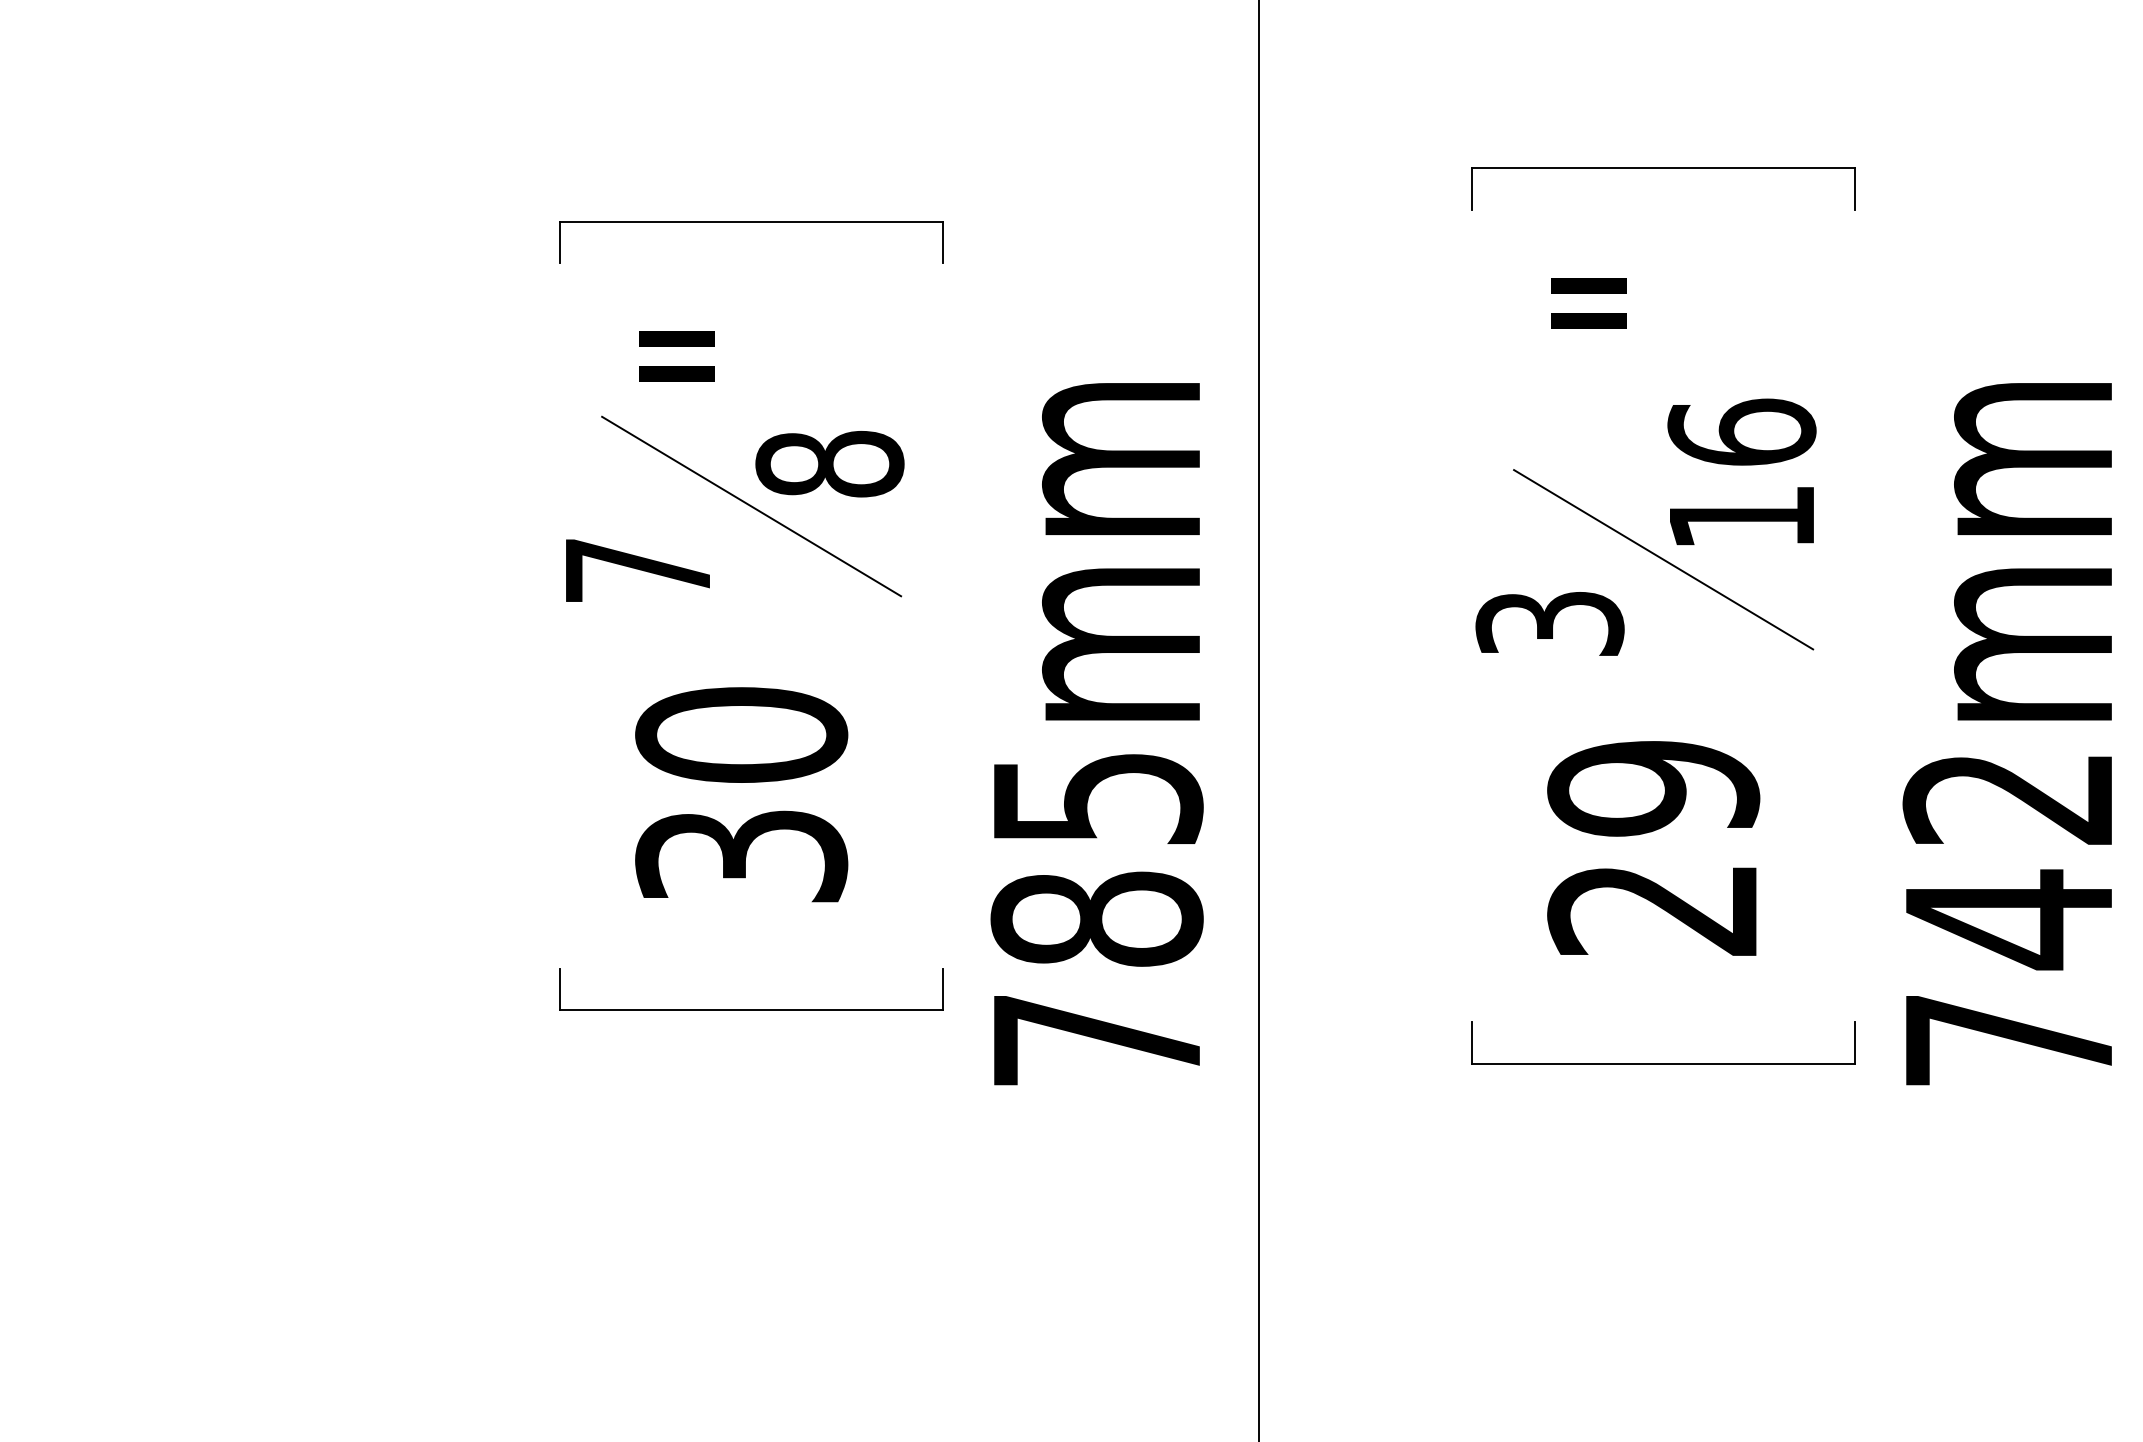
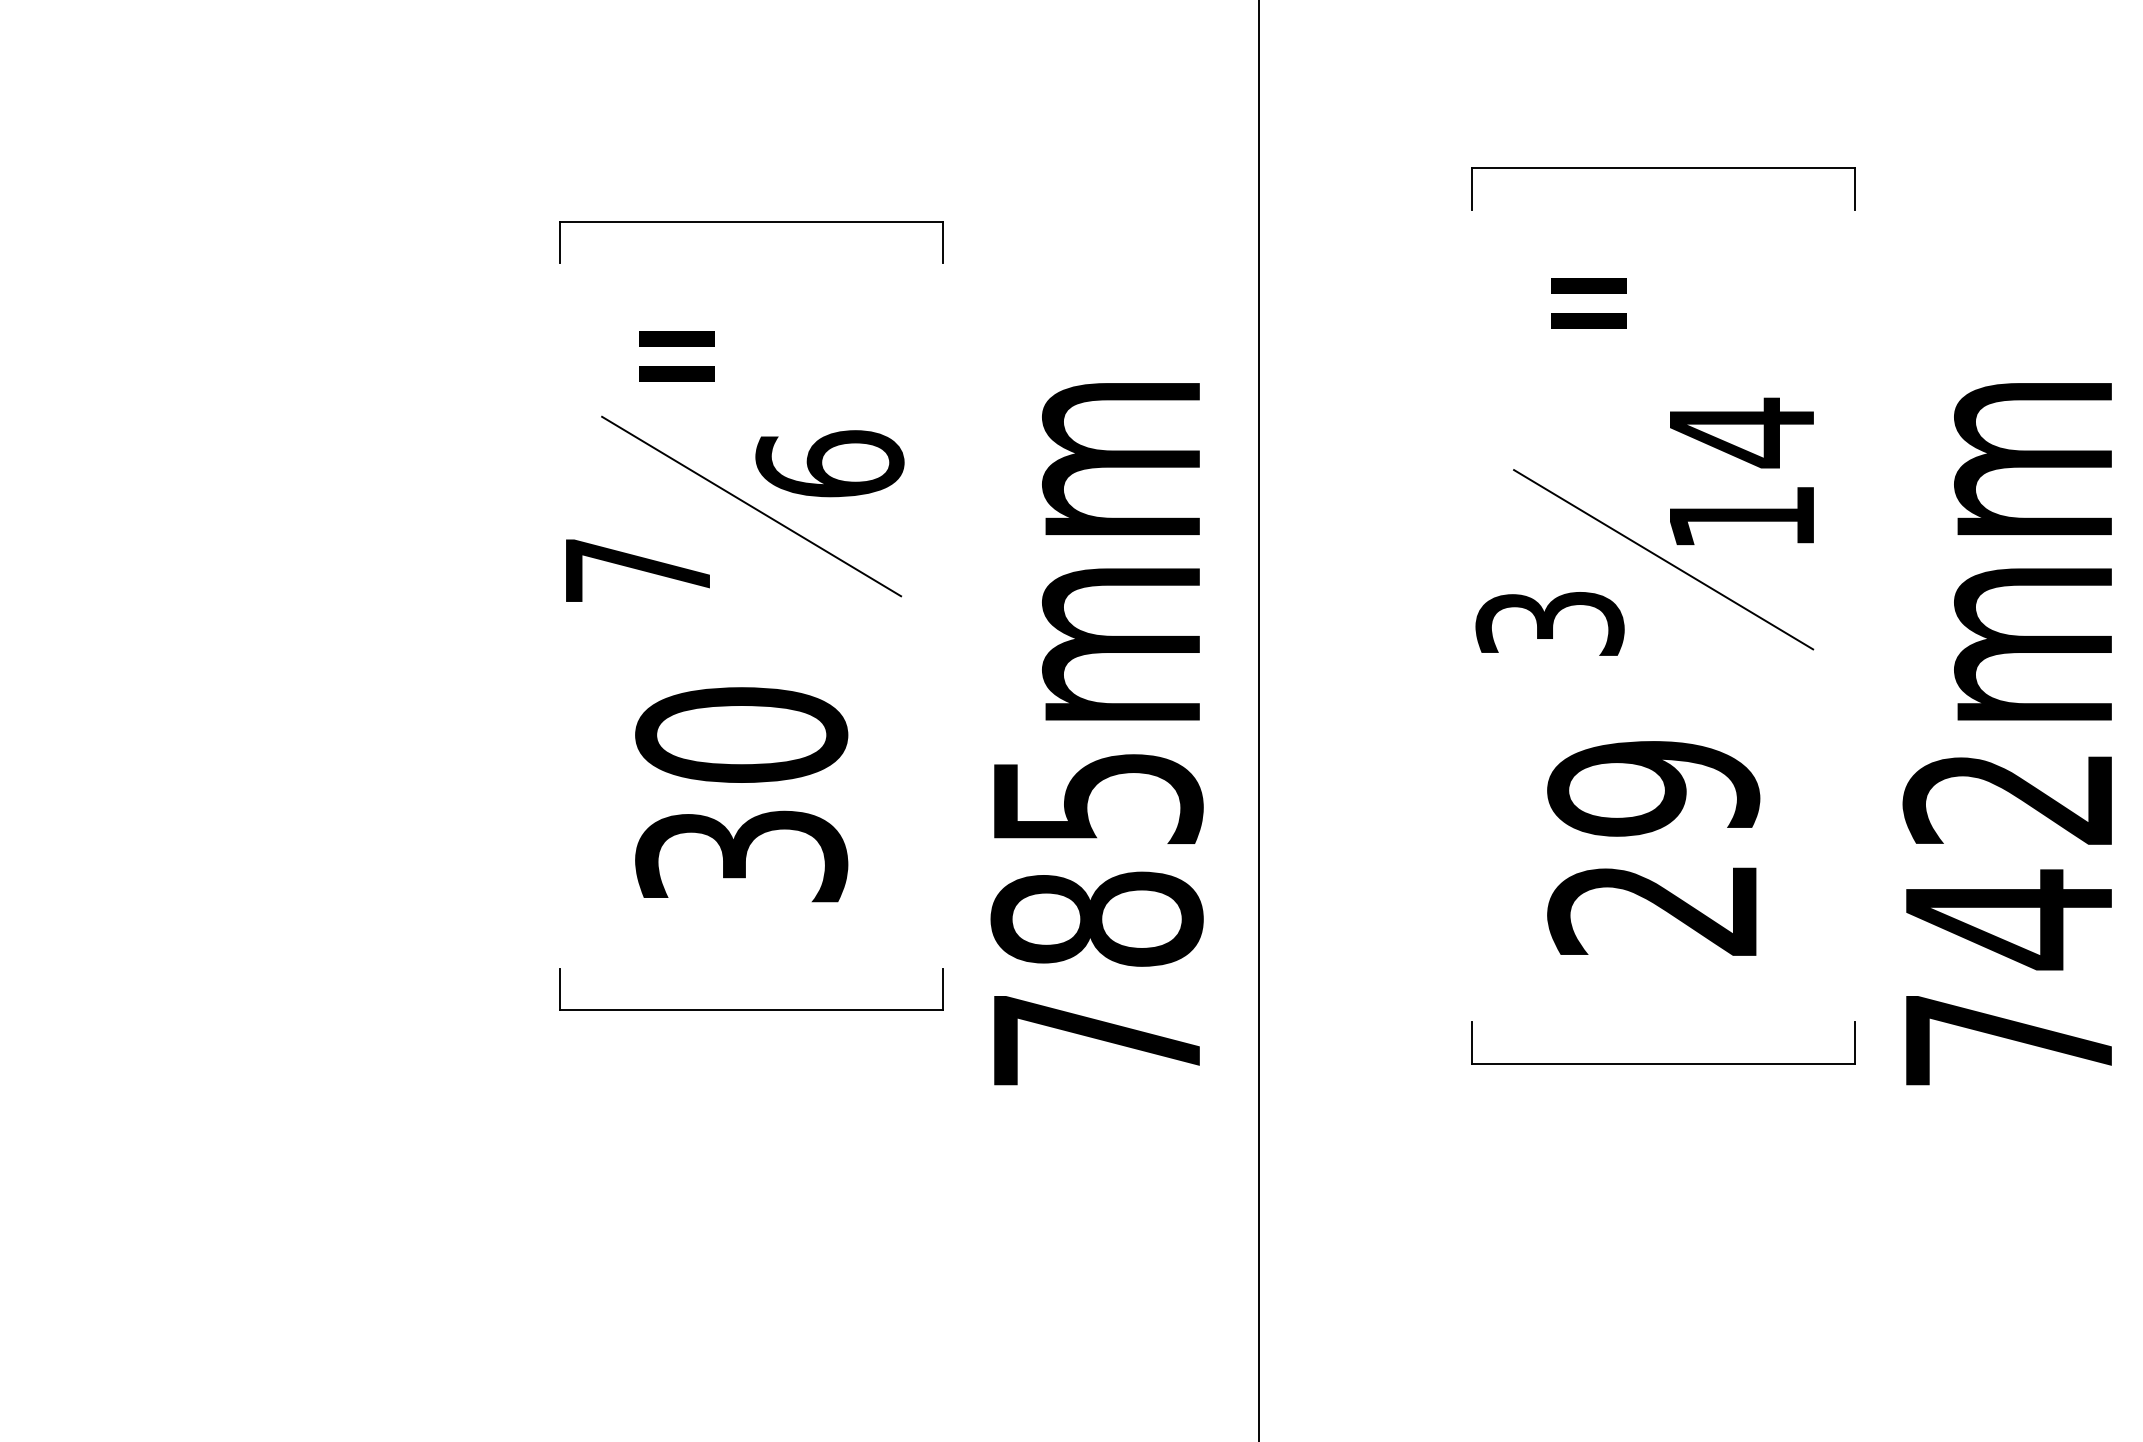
text: 16 -> 14 (1741, 432)
text: 8 -> 6 (829, 463)
